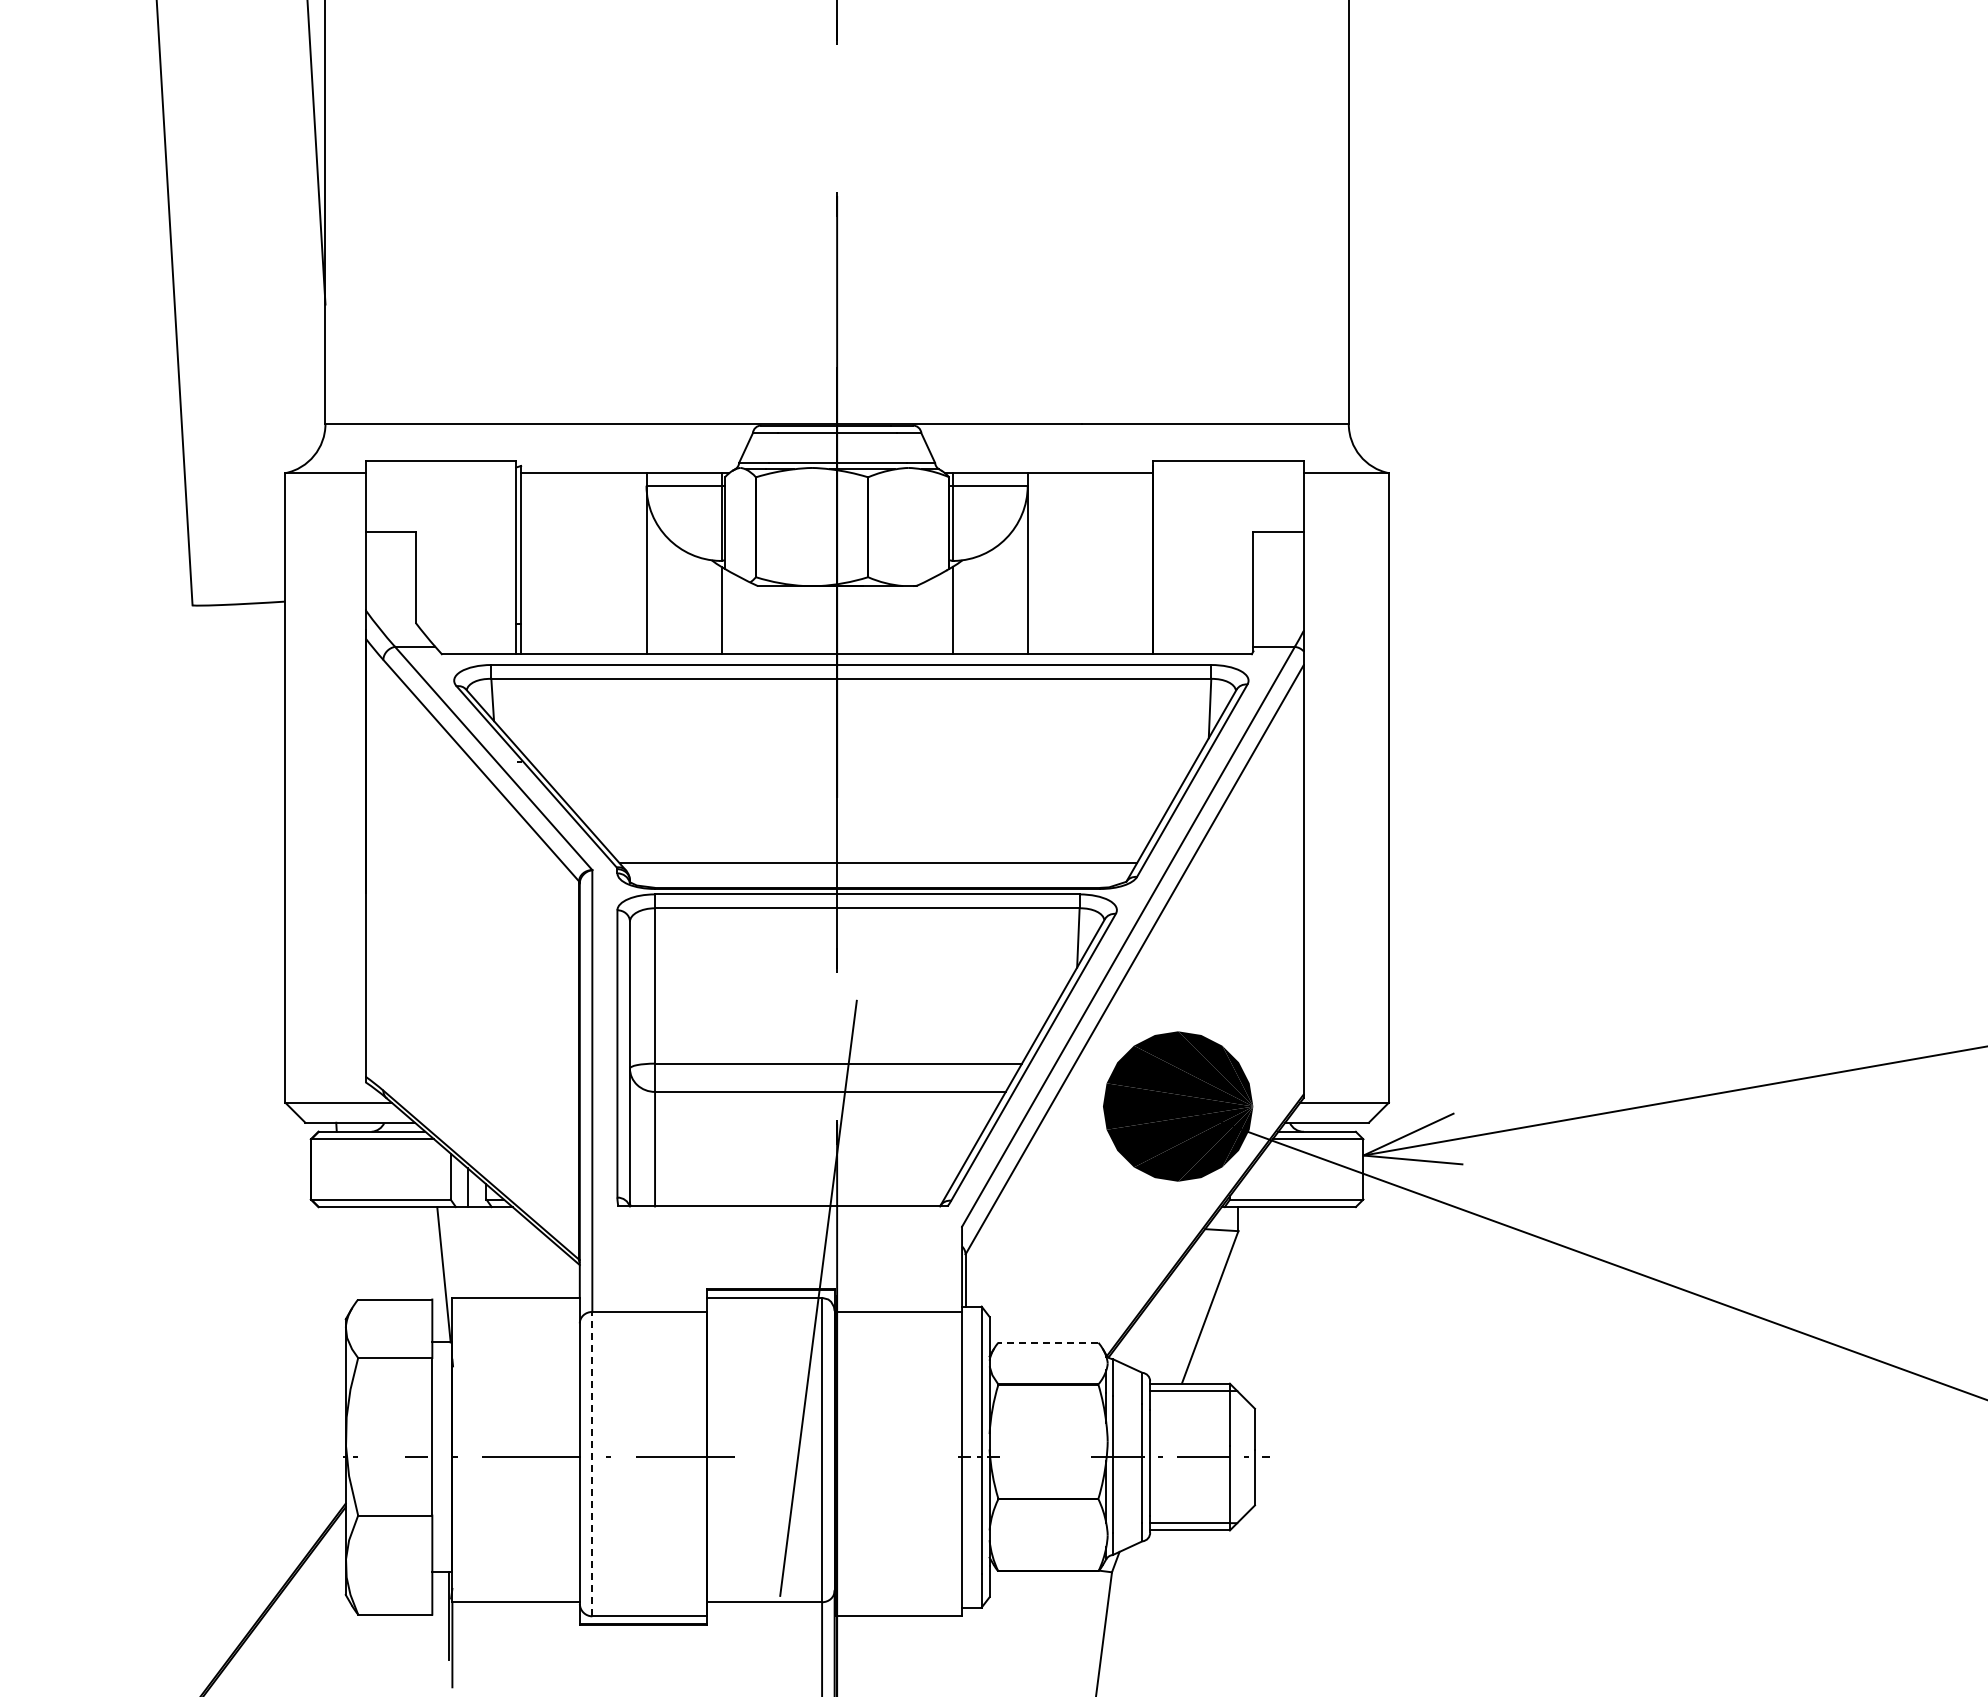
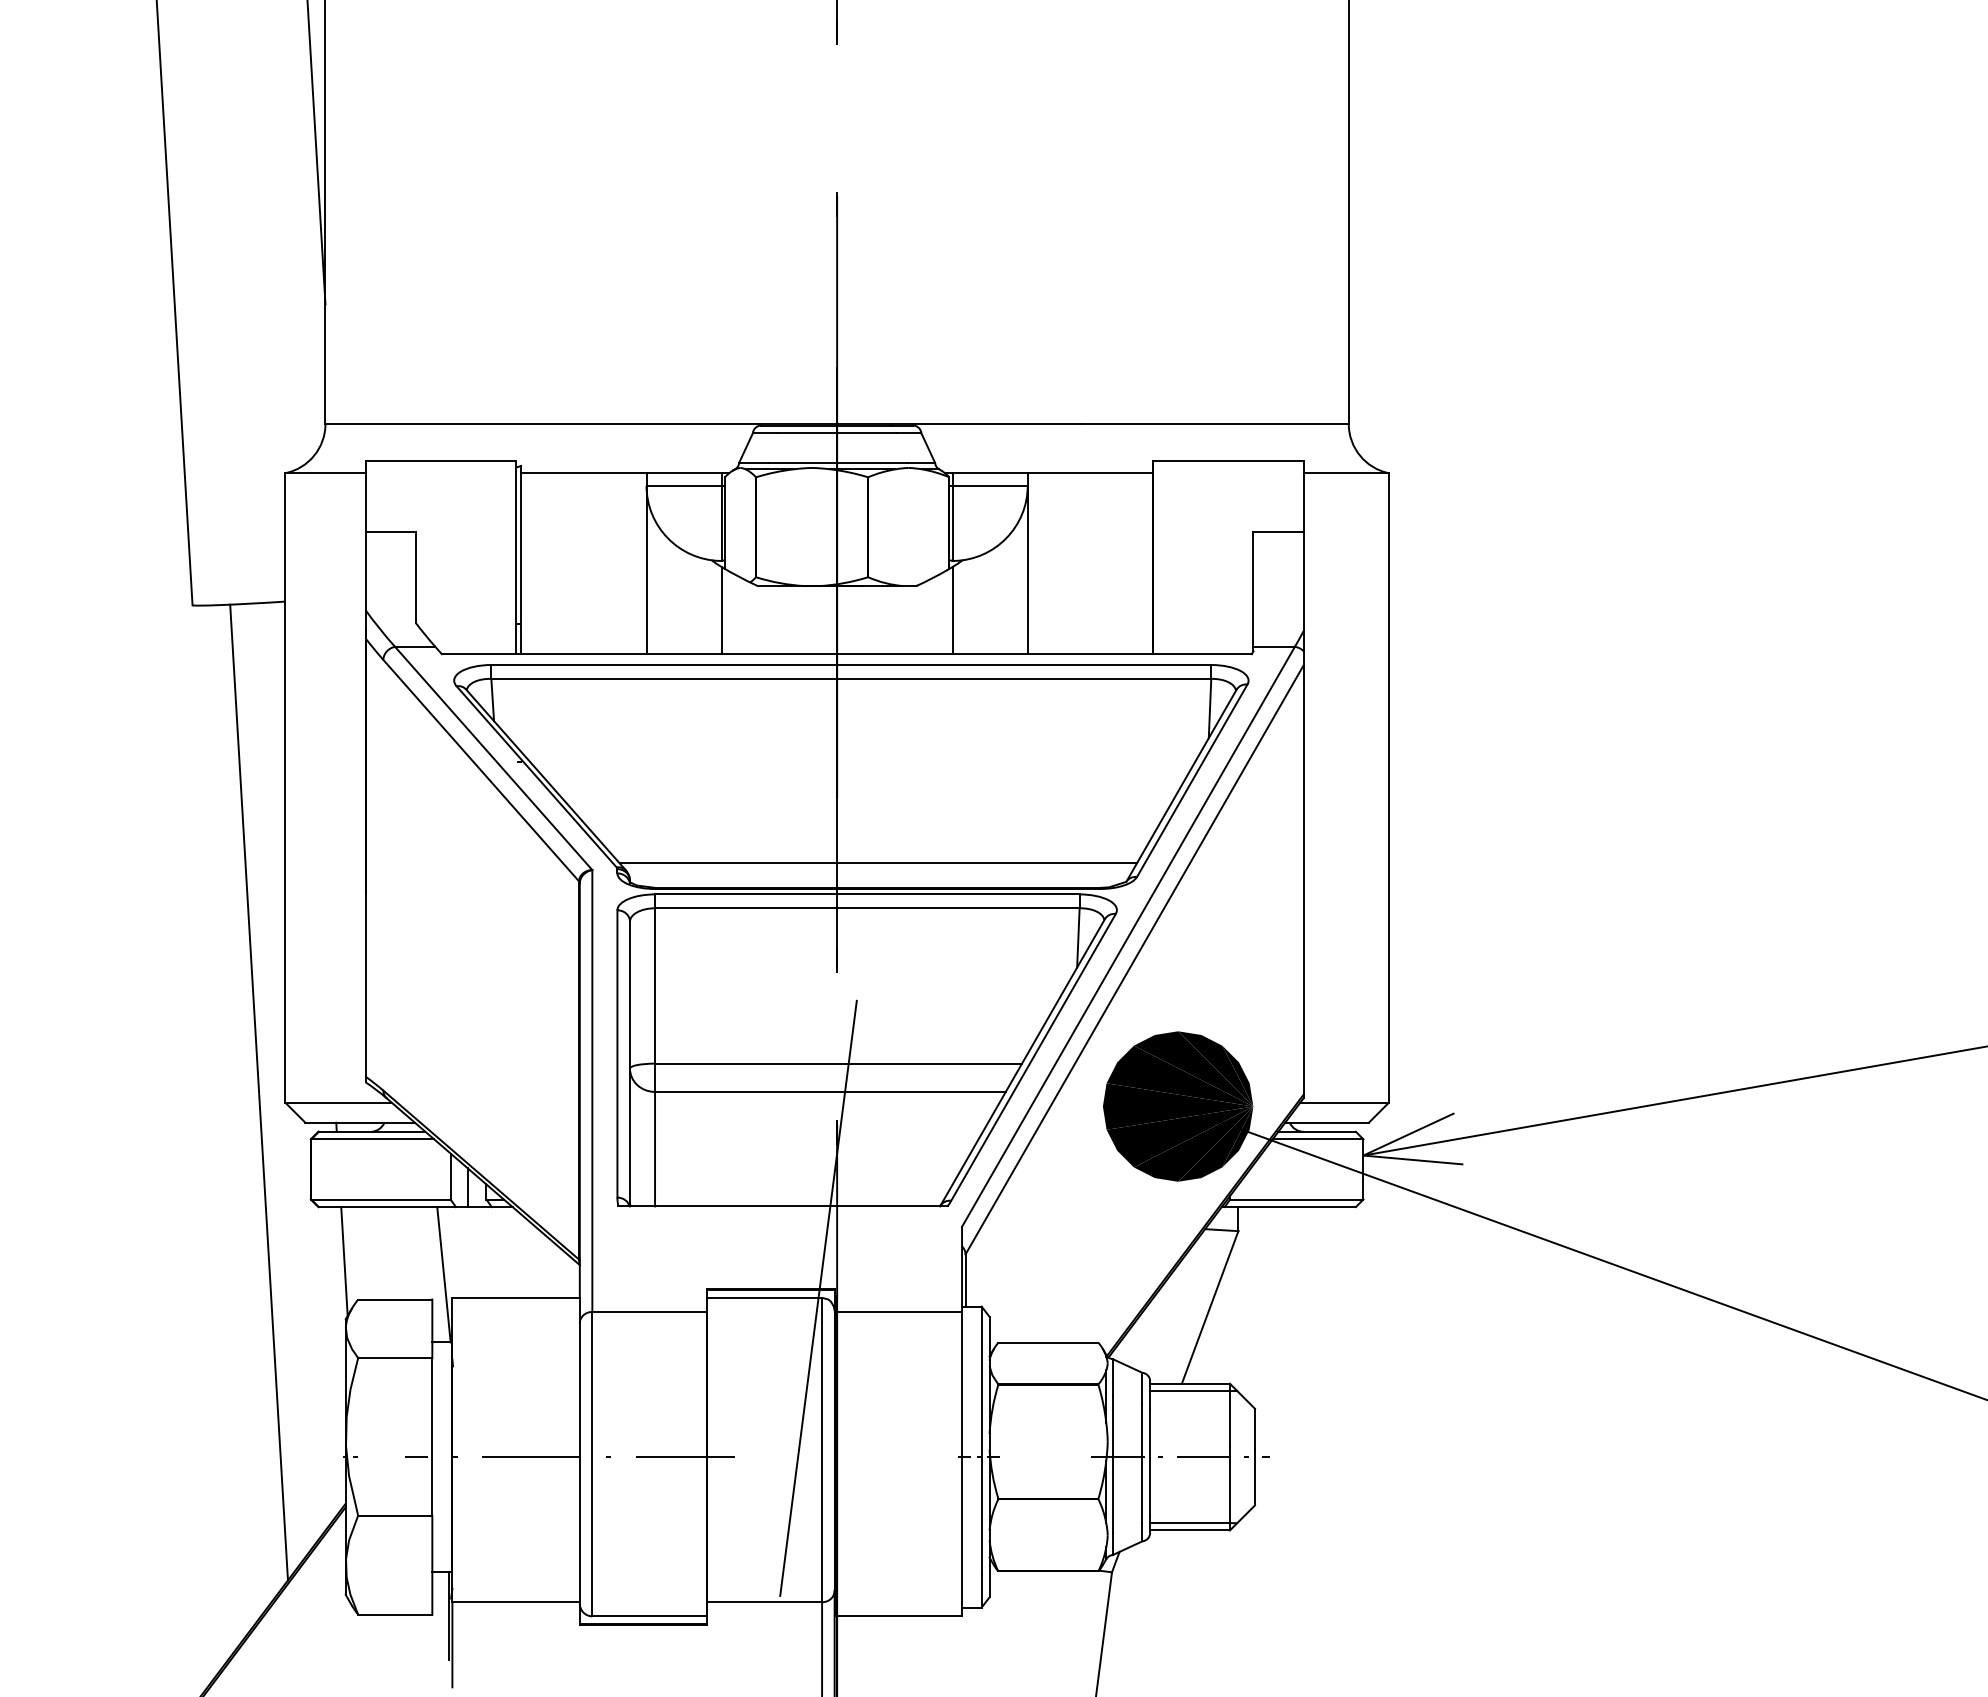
line: none -> present (258, 1092)
line: none -> present (344, 1261)
line: dashed -> solid (1047, 1342)
line: dashed -> solid (592, 1463)
